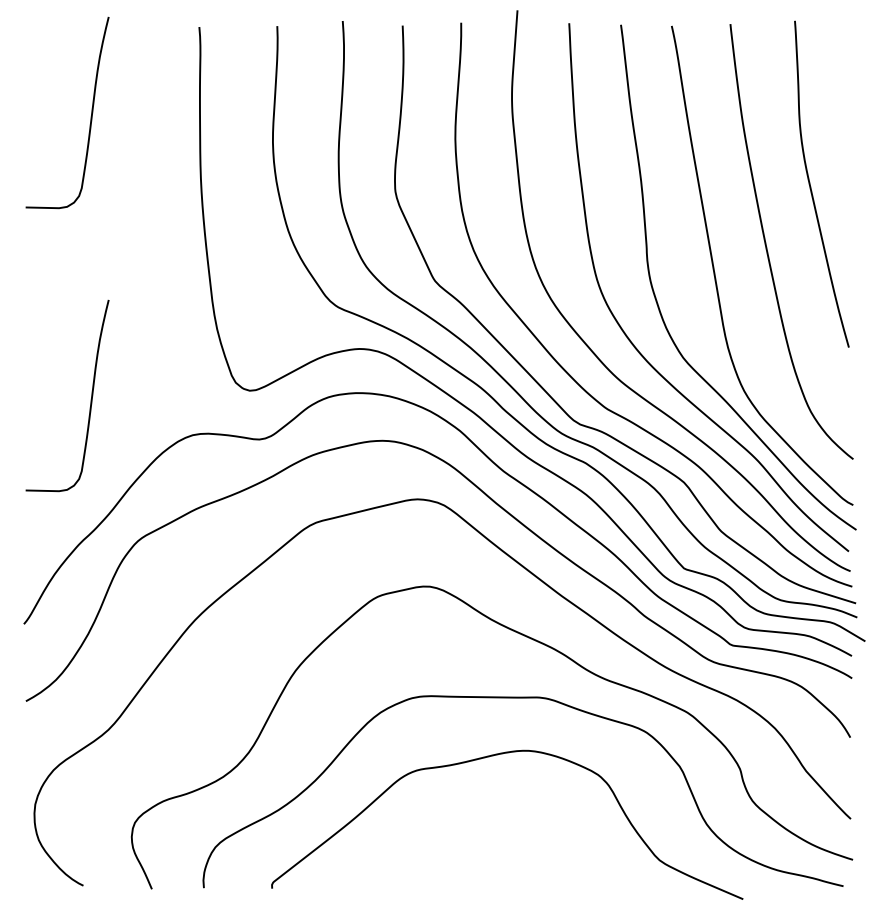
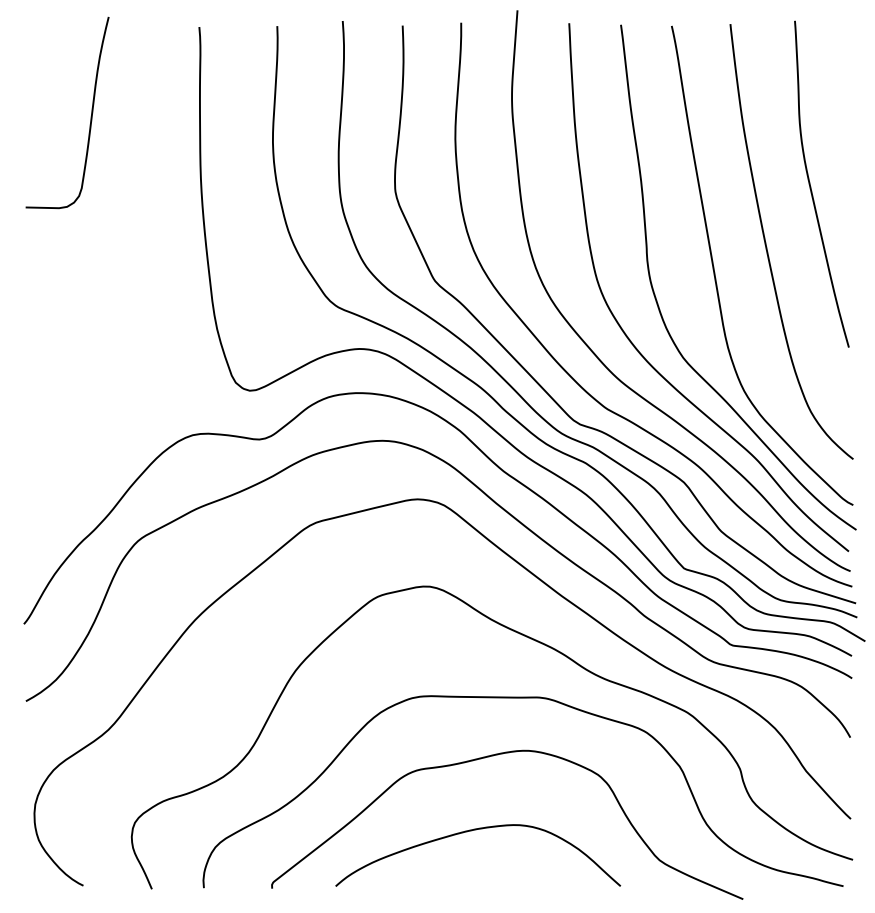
curve: present -> none (90, 399)
curve: none -> present (471, 831)
